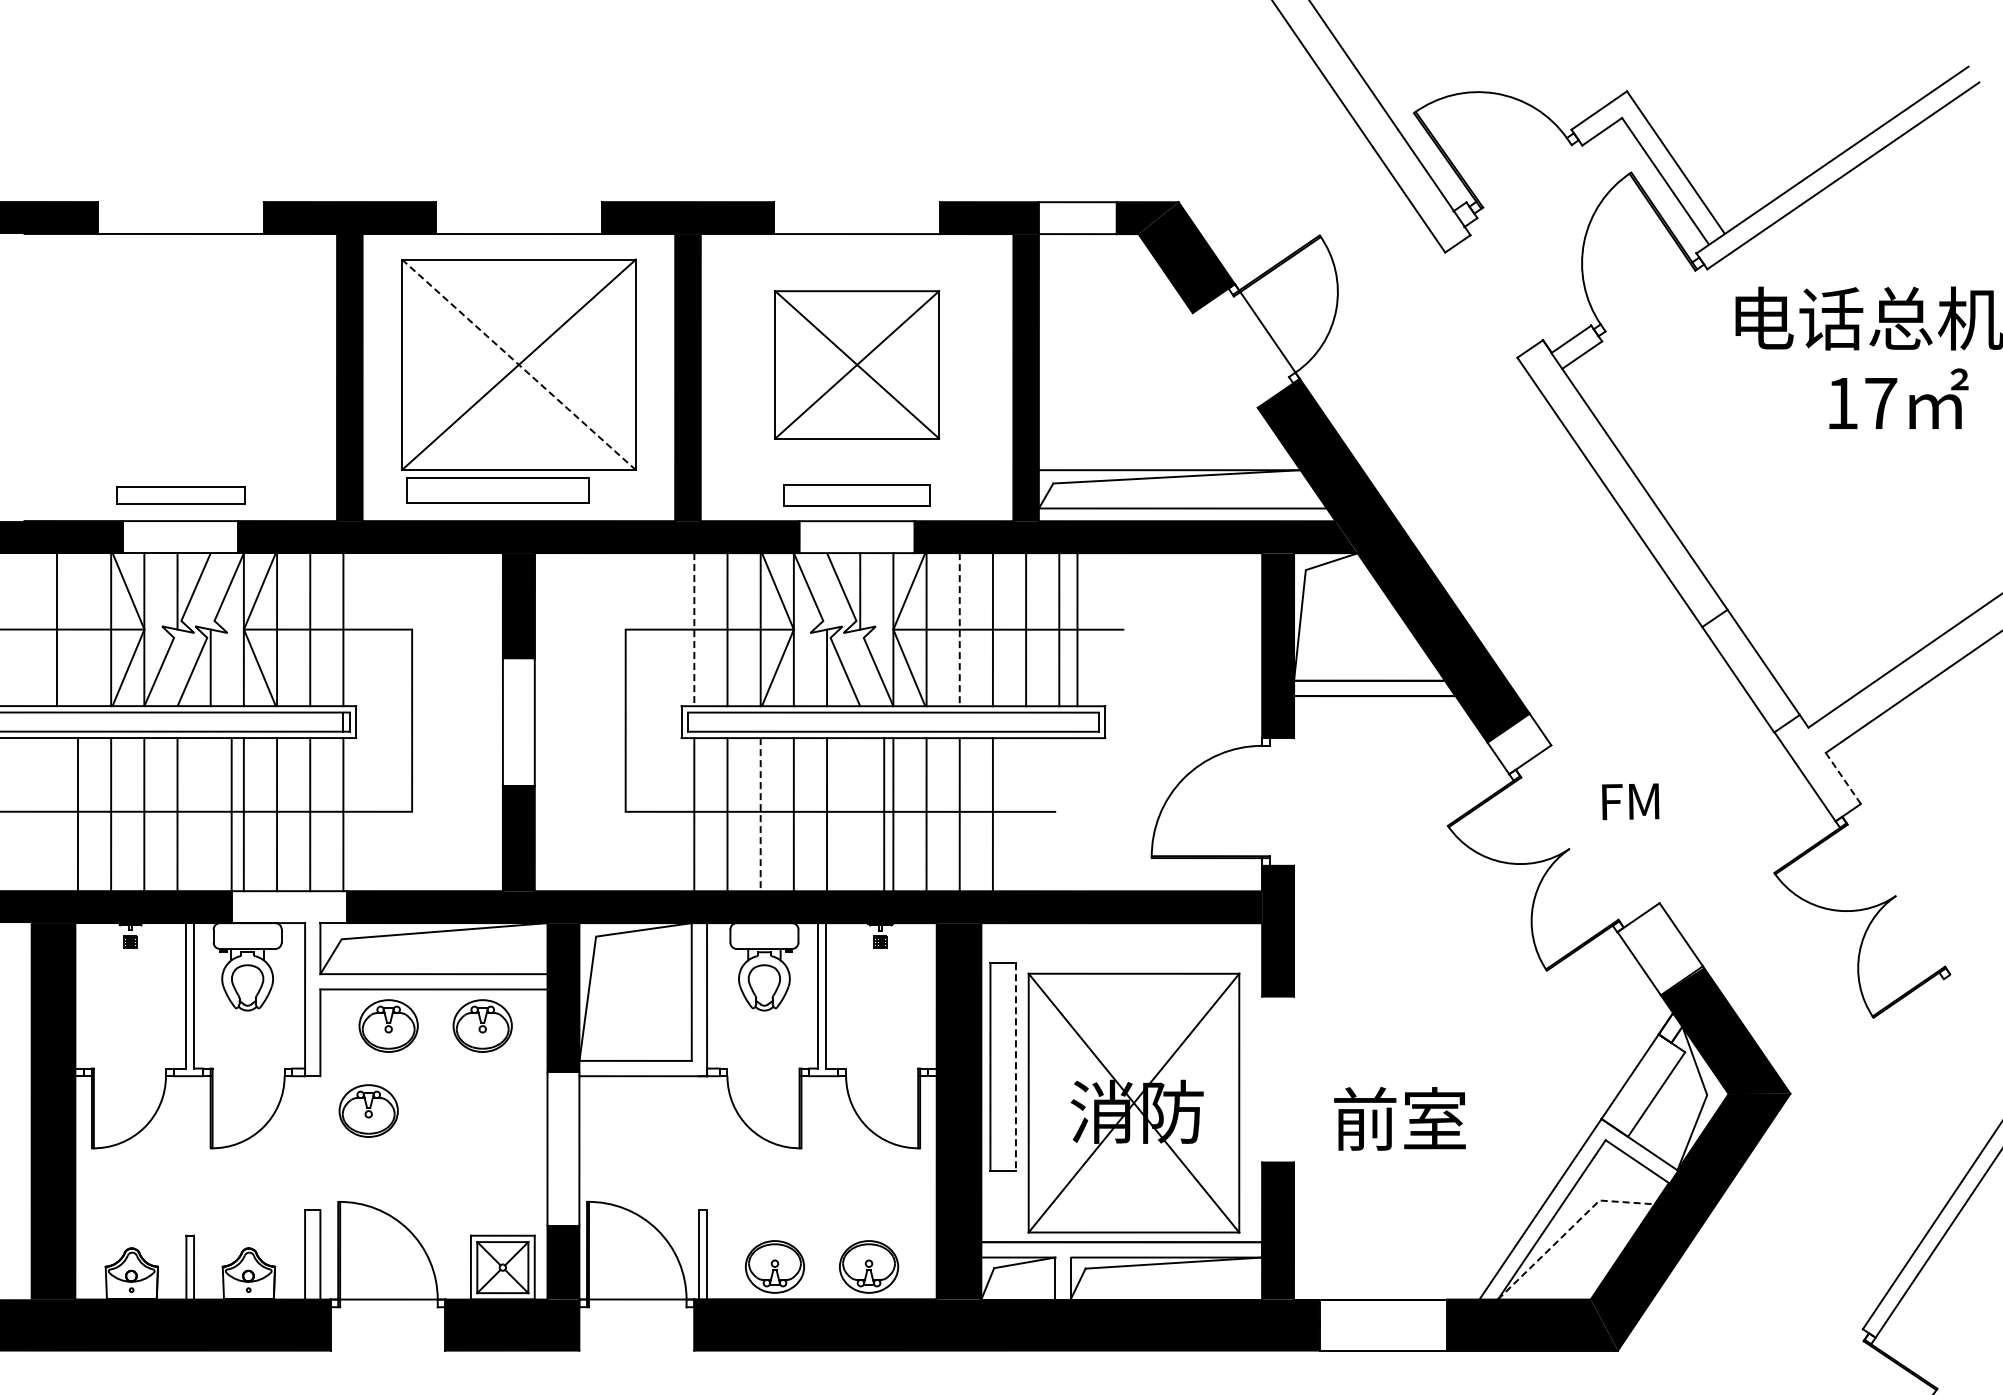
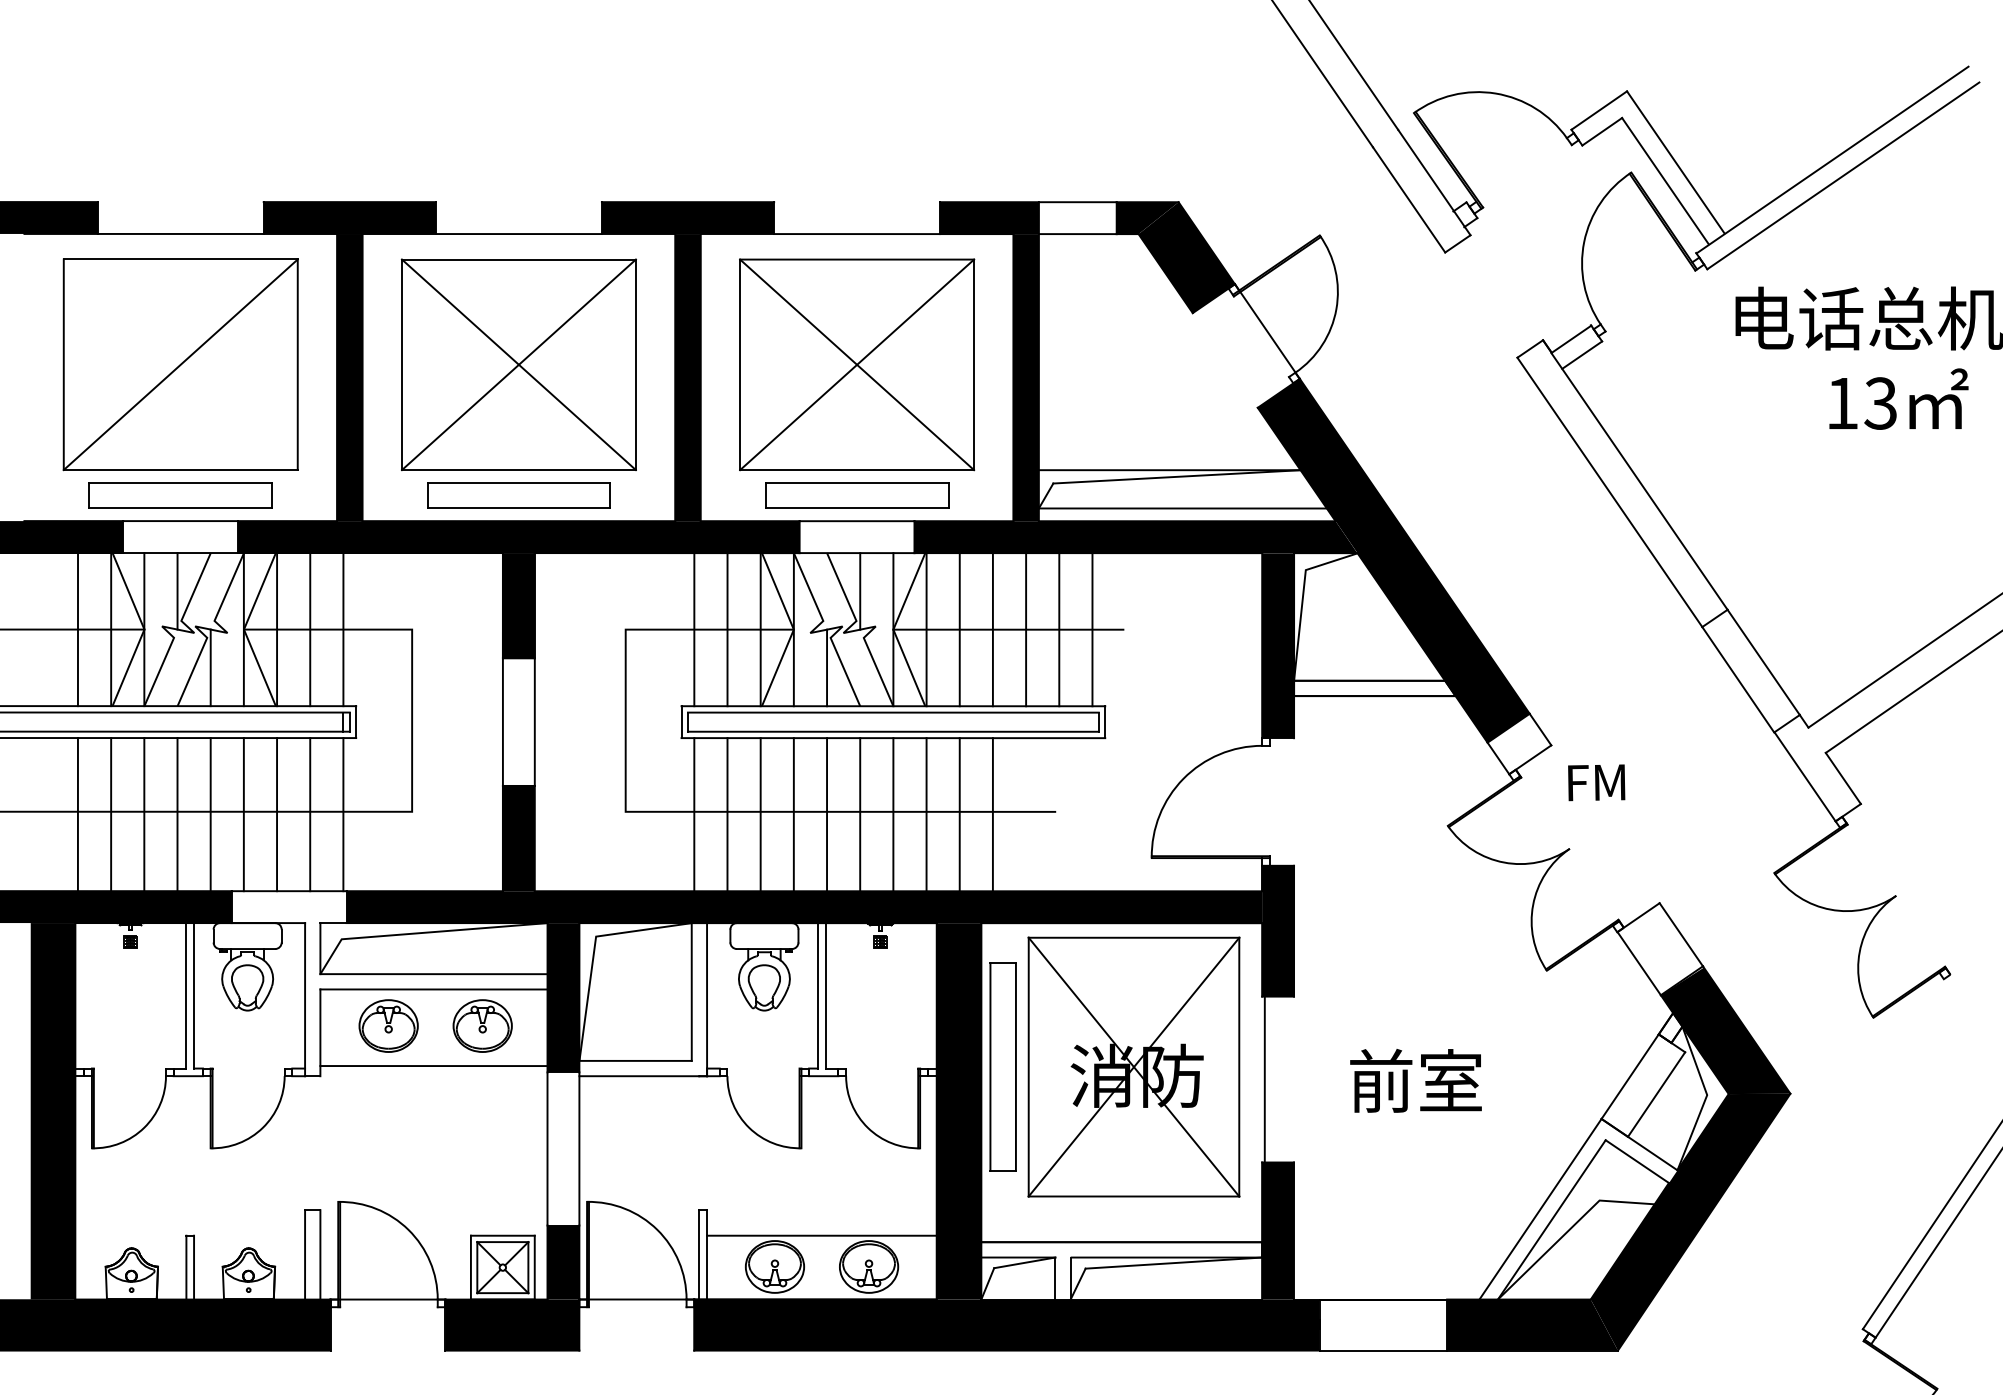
part: none -> present (180, 364)
part size: 167x150 px -> 237x214 px (857, 364)
line: dashed -> solid (519, 365)
text: 17 -> 13 (1880, 403)
part position: (497, 490) -> (518, 495) (518, 495)
part size: 130x19 px -> 185x27 px (180, 495)
part size: 148x23 px -> 185x27 px (857, 495)
line position: (56, 629) -> (77, 629) (77, 629)
line: dashed -> solid (694, 629)
line: dashed -> solid (959, 629)
line position: (1077, 629) -> (1092, 629) (1092, 629)
line: dashed -> solid (1843, 778)
text position: (1630, 801) -> (1596, 782) (1596, 782)
line position: (231, 814) -> (210, 814) (210, 814)
line: dashed -> solid (760, 814)
line position: (884, 814) -> (860, 814) (860, 814)
line: none -> present (433, 1066)
line: dashed -> solid (1015, 1067)
line: none -> present (1264, 1079)
part position: (1133, 1102) -> (1133, 1066) (1133, 1066)
part: present -> none (368, 1110)
text position: (1399, 1118) -> (1415, 1080) (1415, 1080)
line: dashed -> solid (1568, 1230)
line: none -> present (821, 1235)
